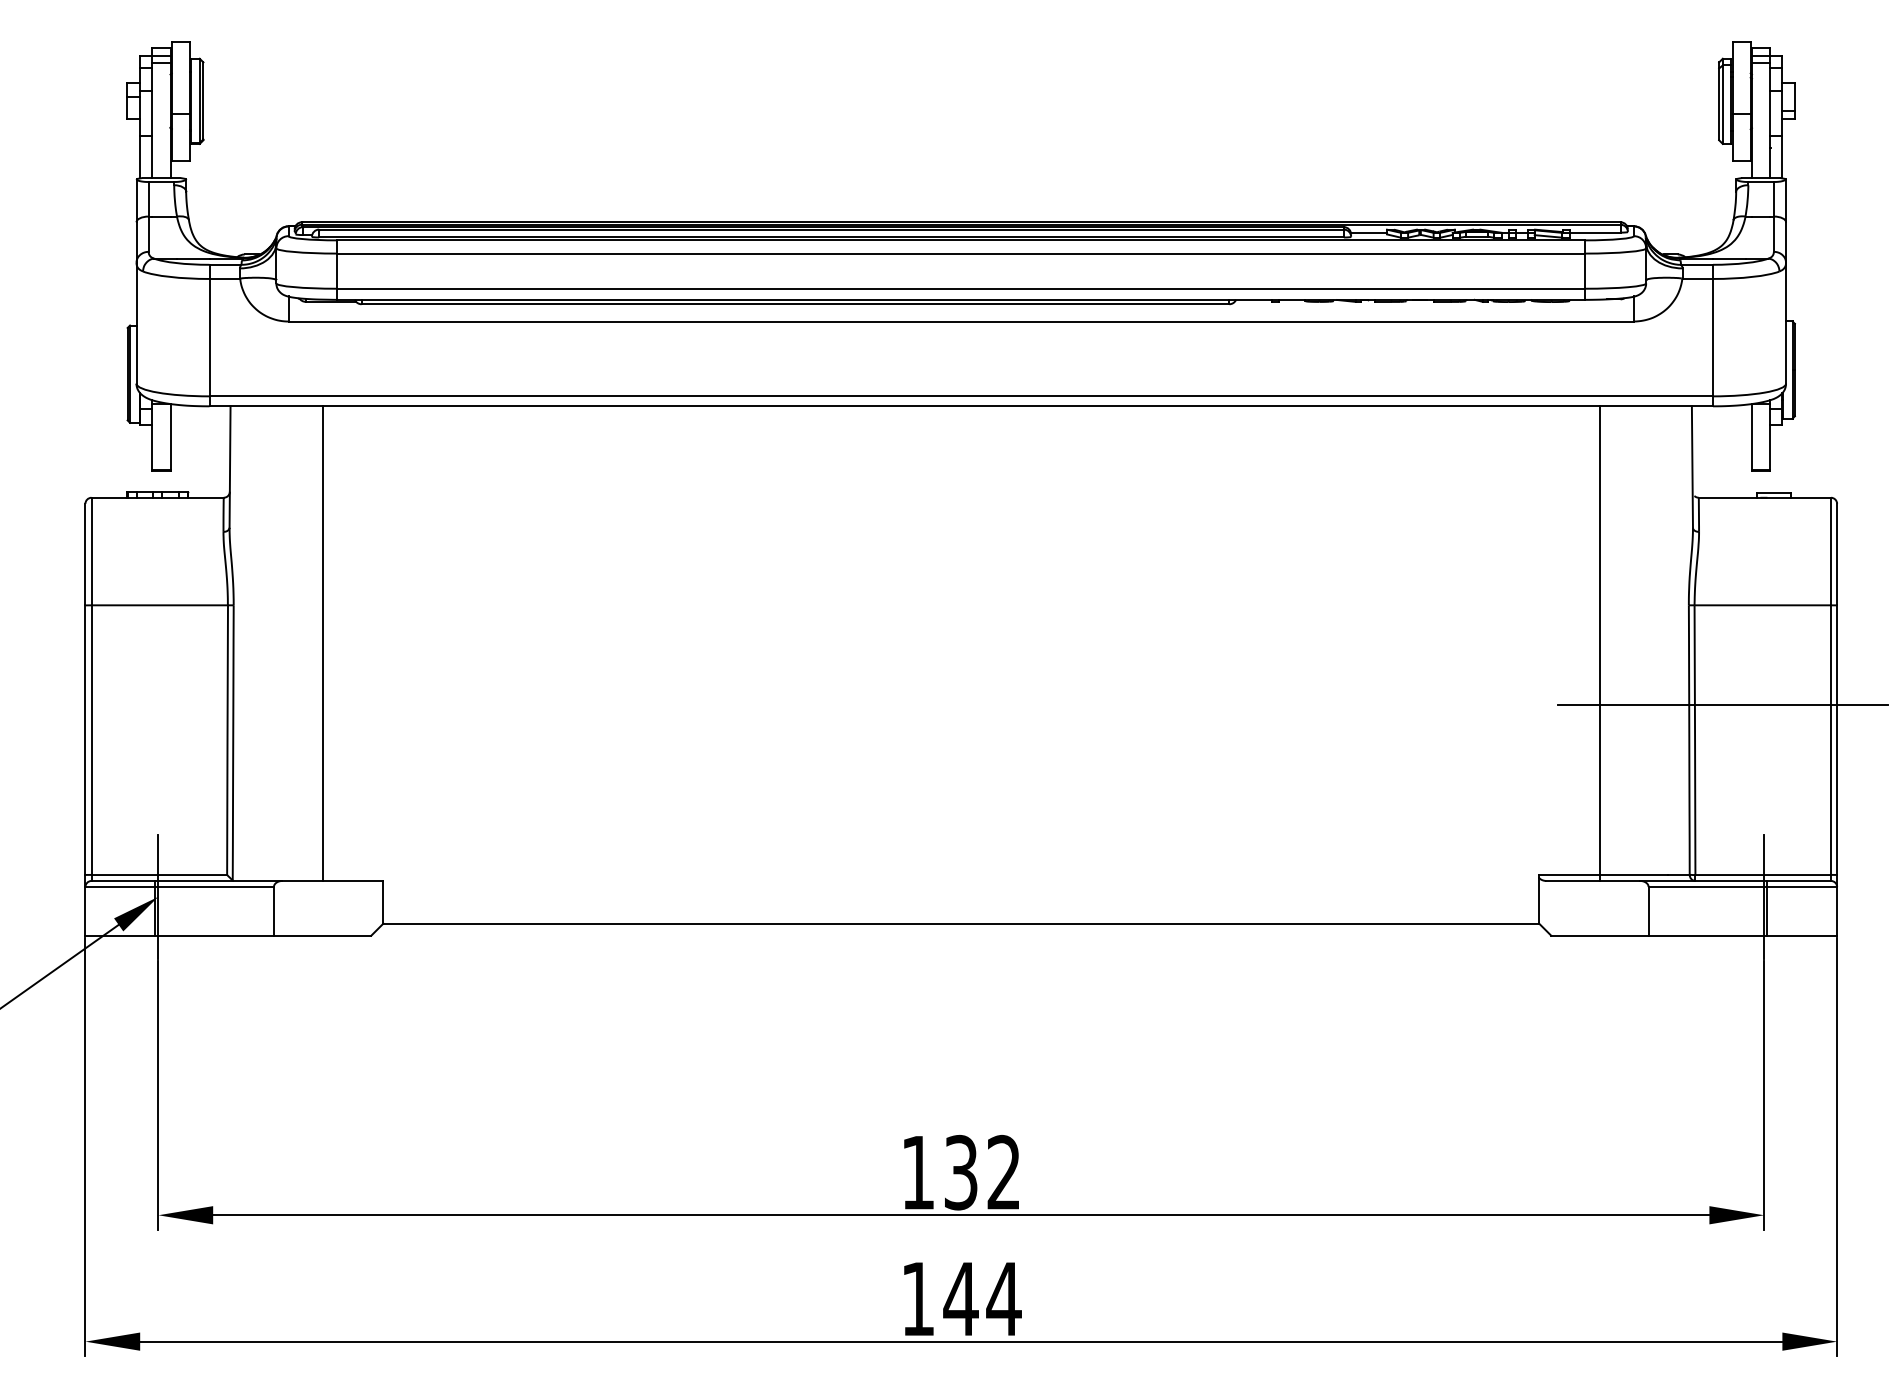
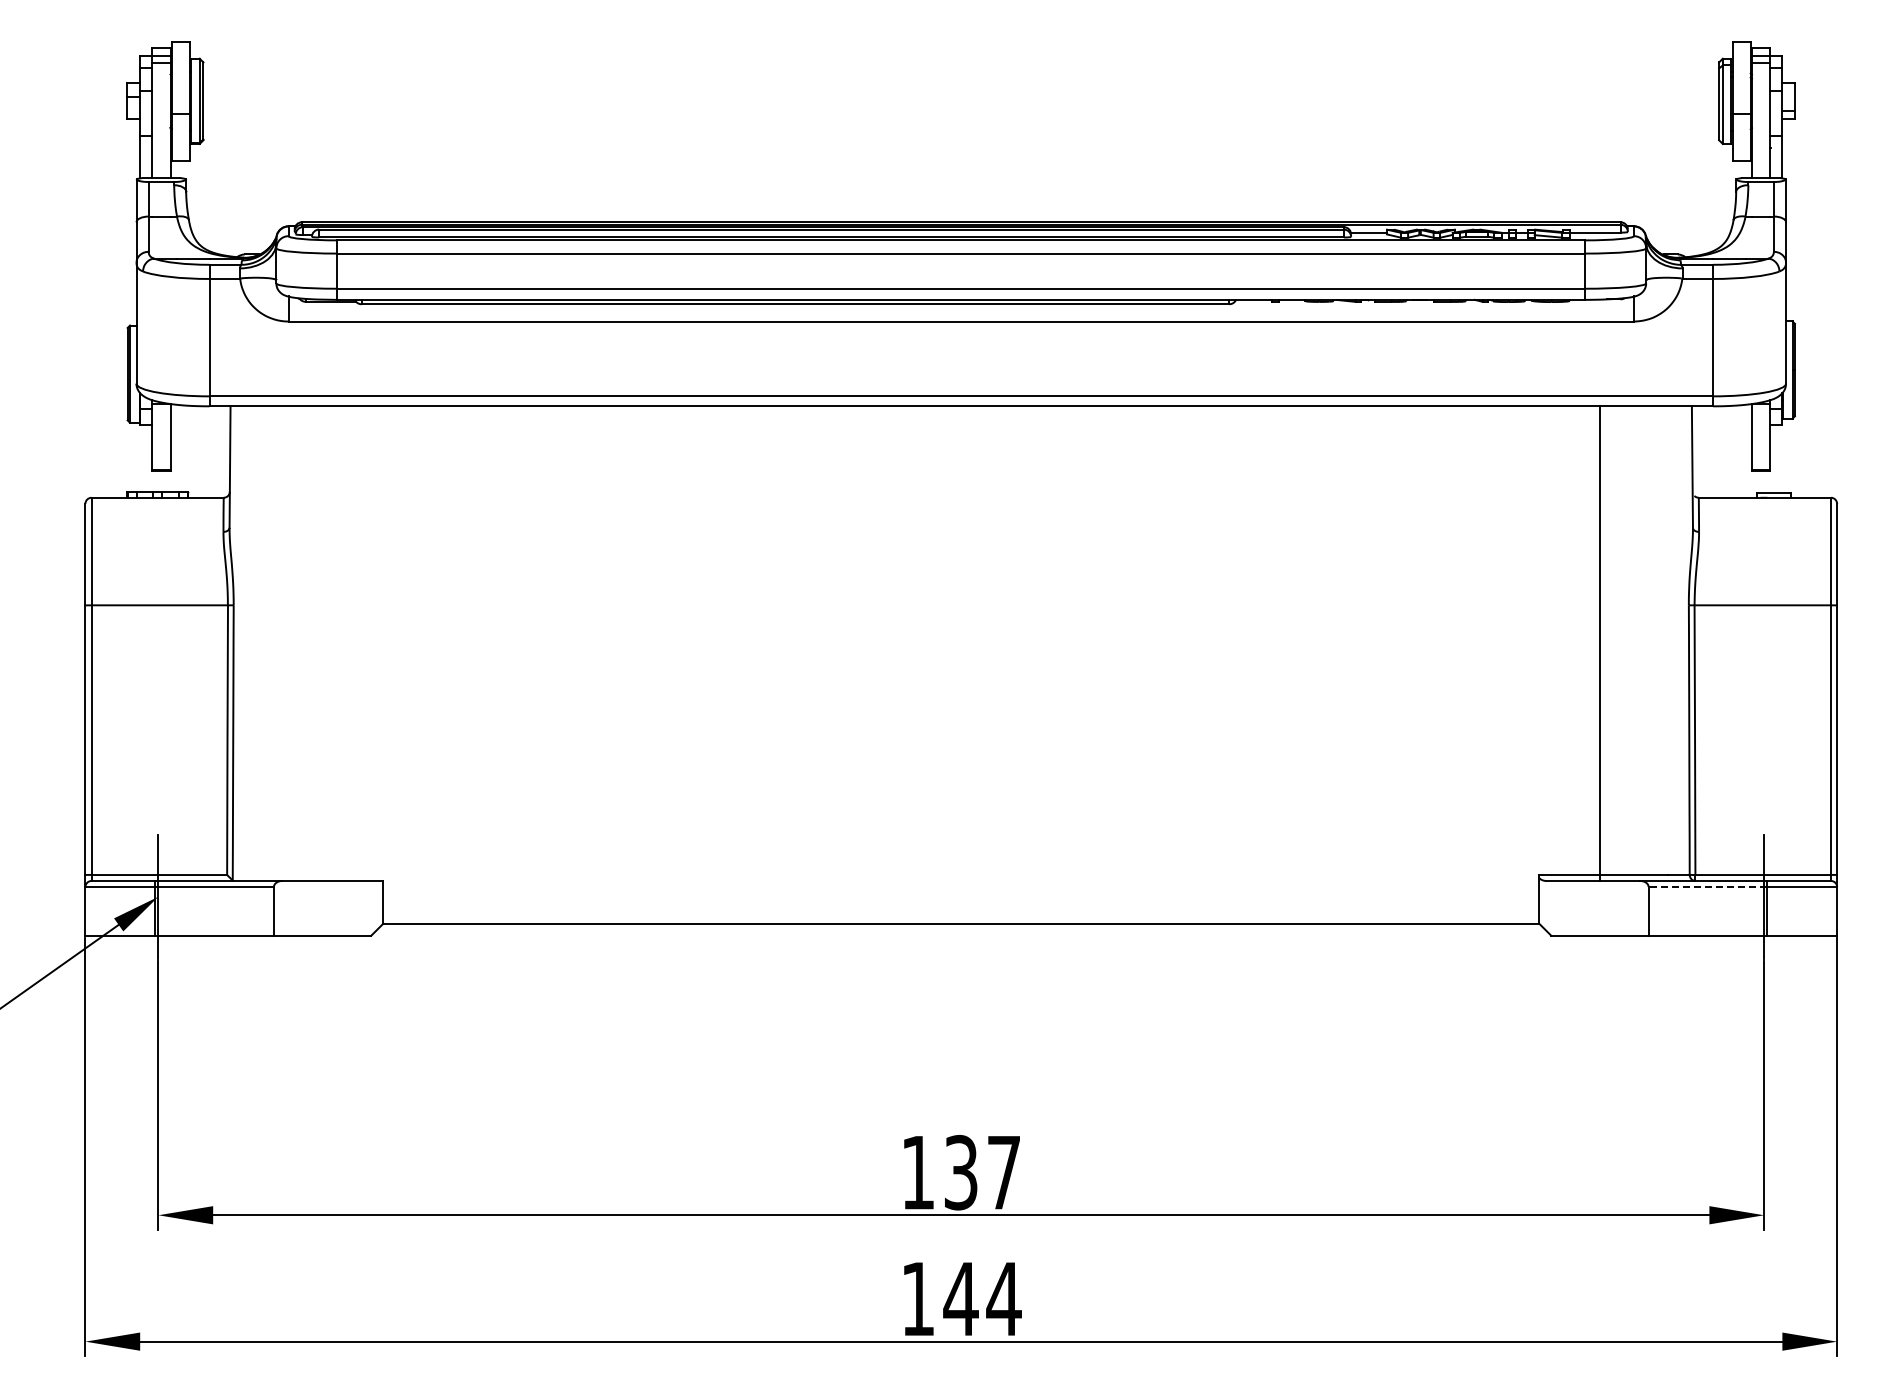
line: present -> none (322, 643)
line: present -> none (1723, 704)
line: solid -> dashed (1707, 887)
text: 132 -> 137 (1003, 1171)
